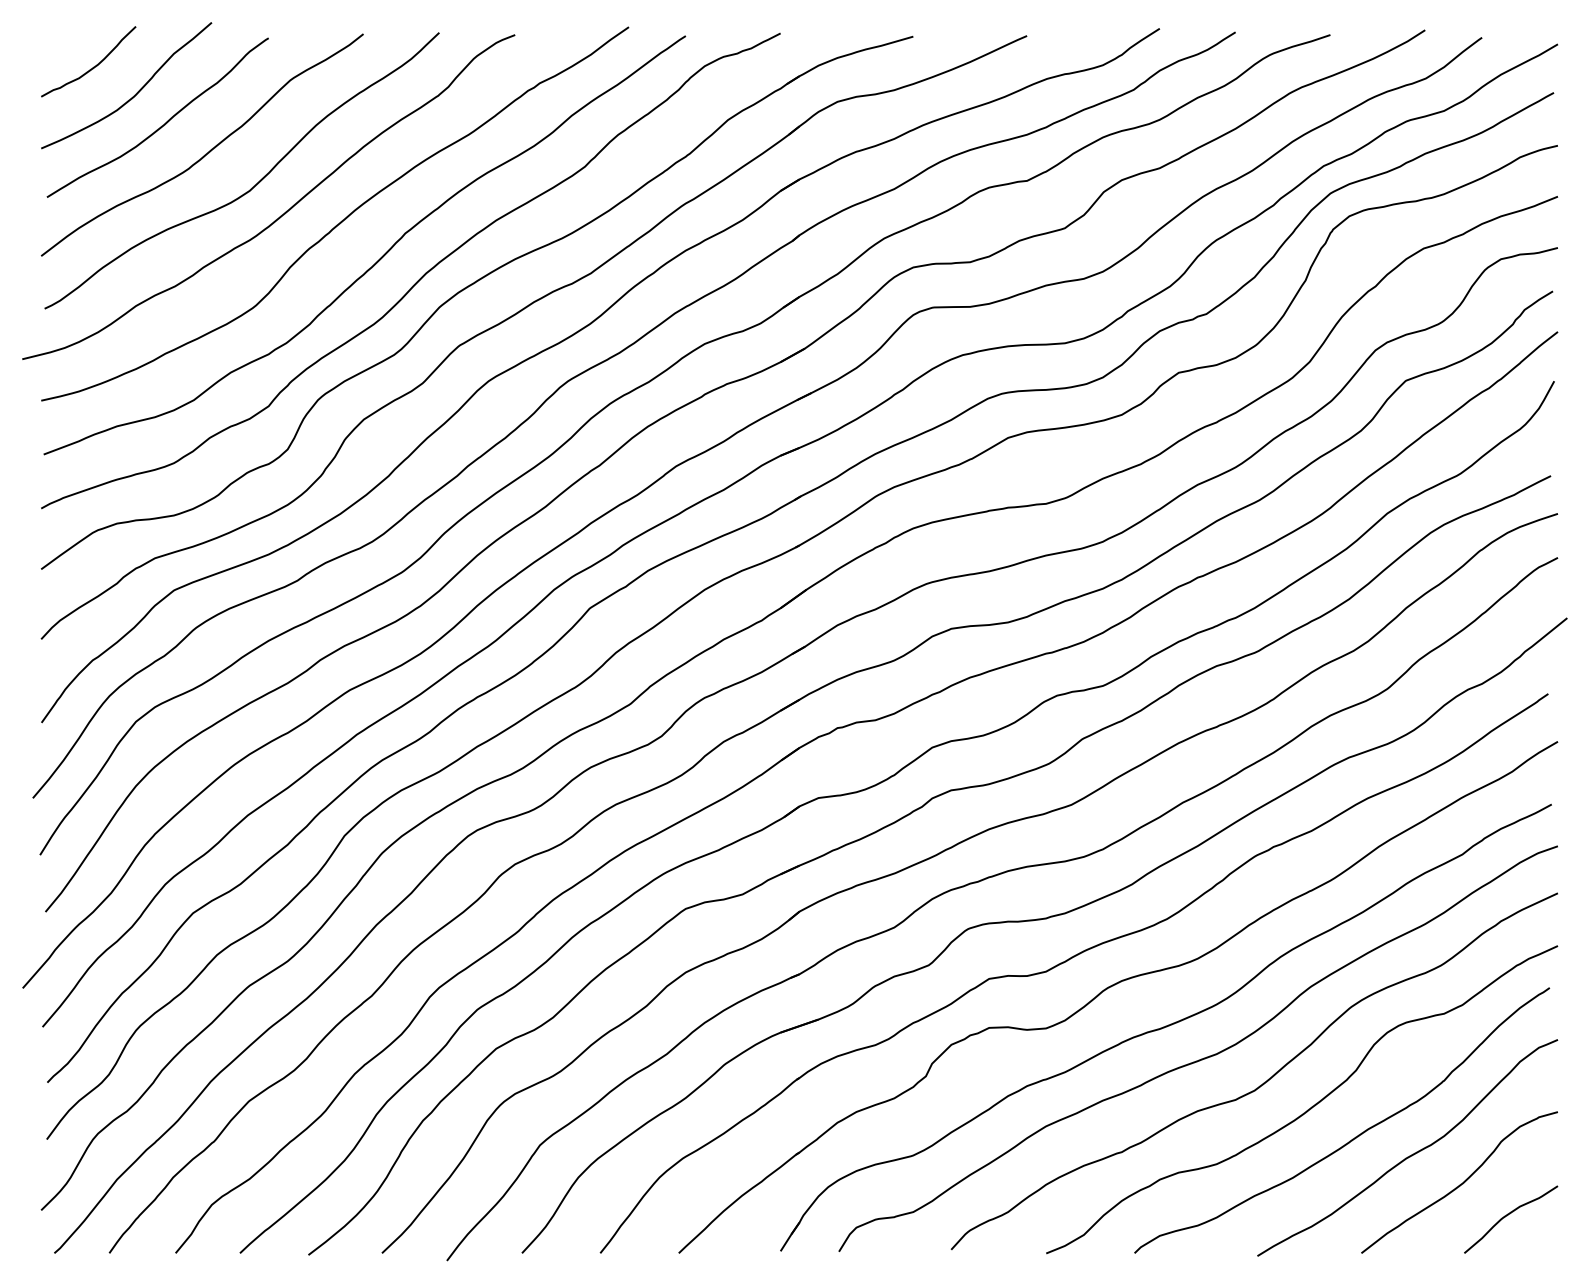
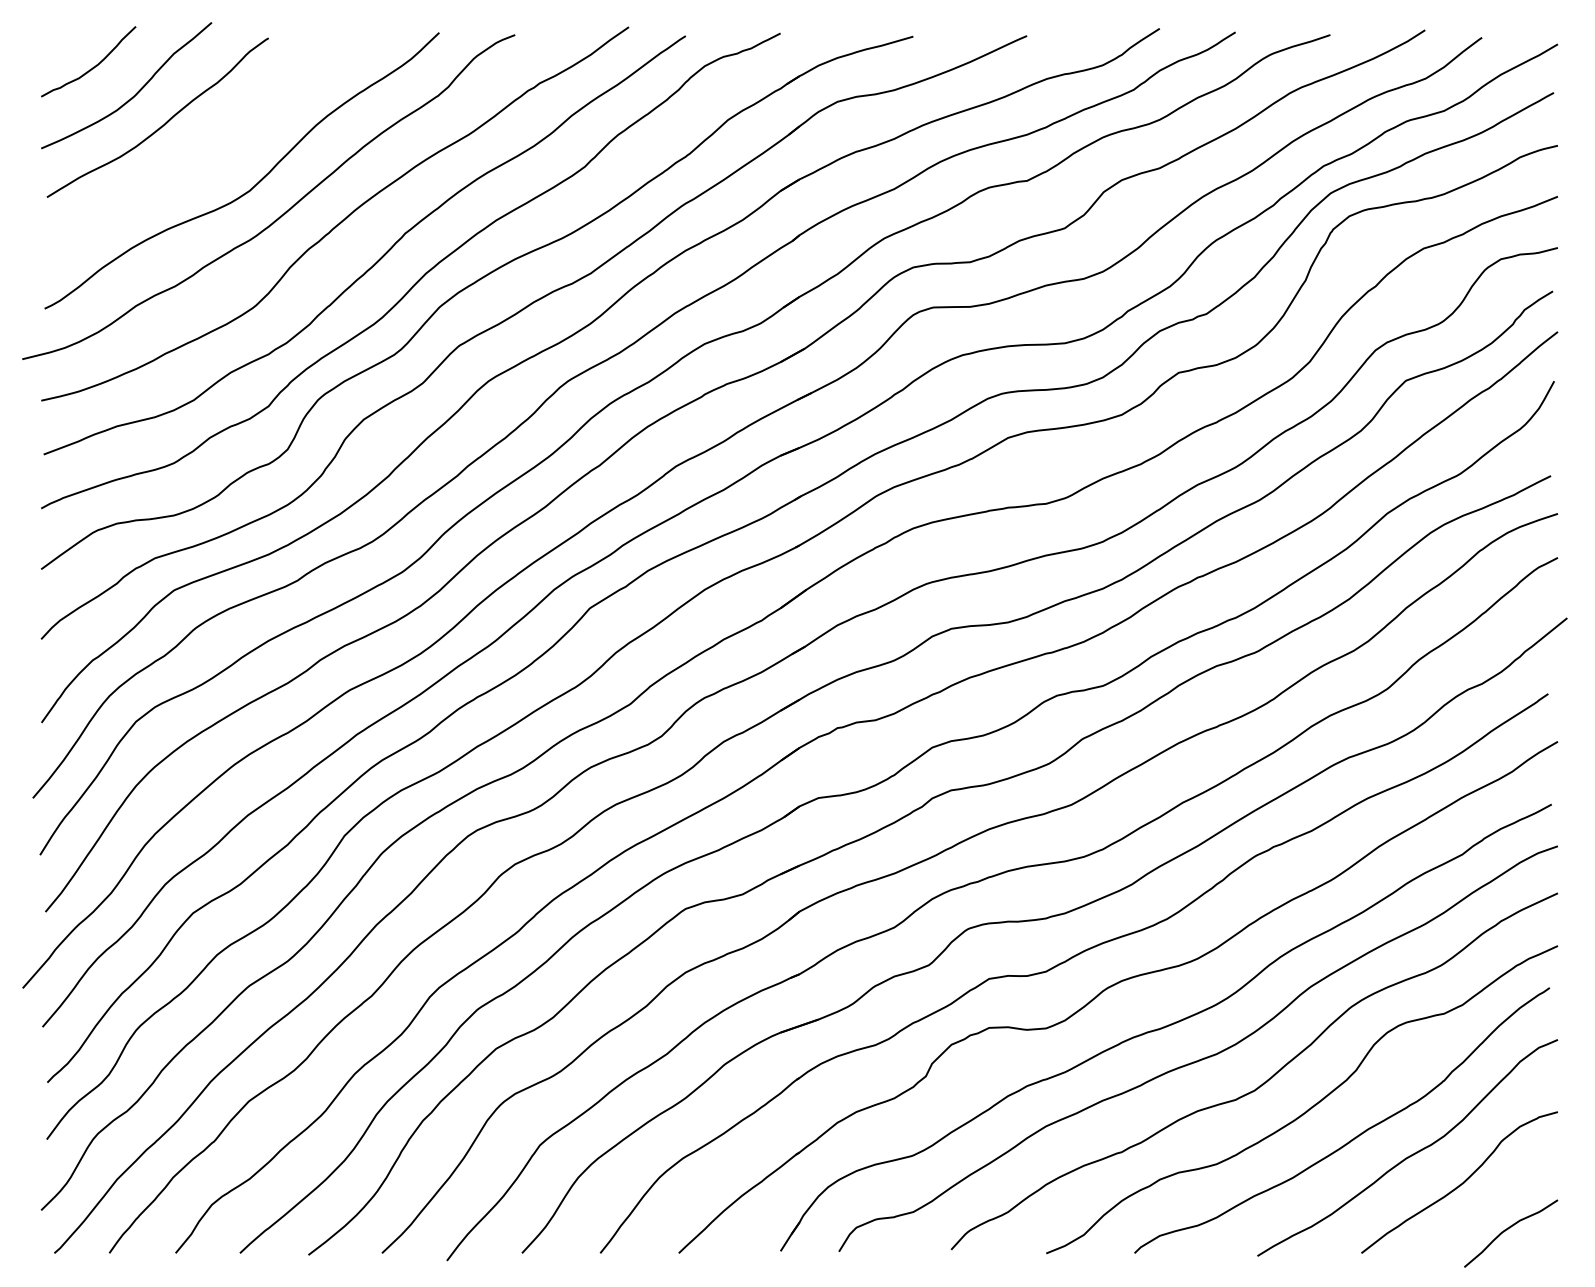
curve: present -> none (208, 151)
curve position: (1508, 1215) -> (1508, 1229) (1508, 1229)
